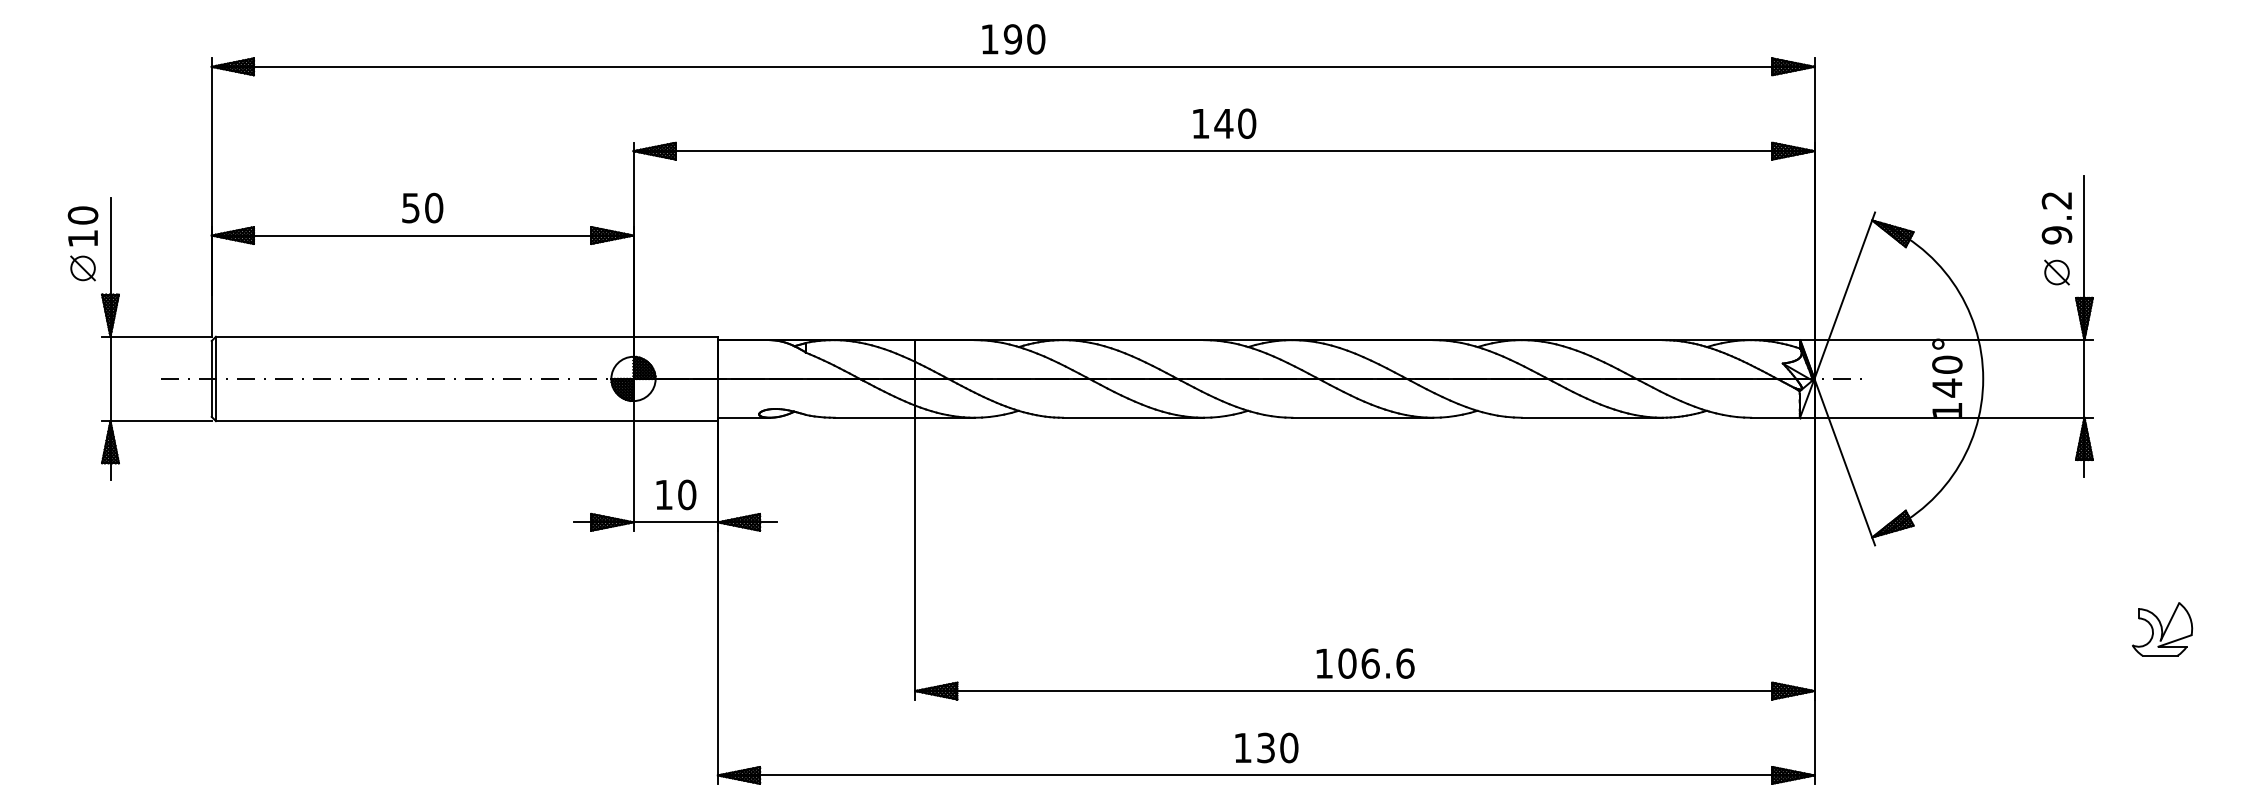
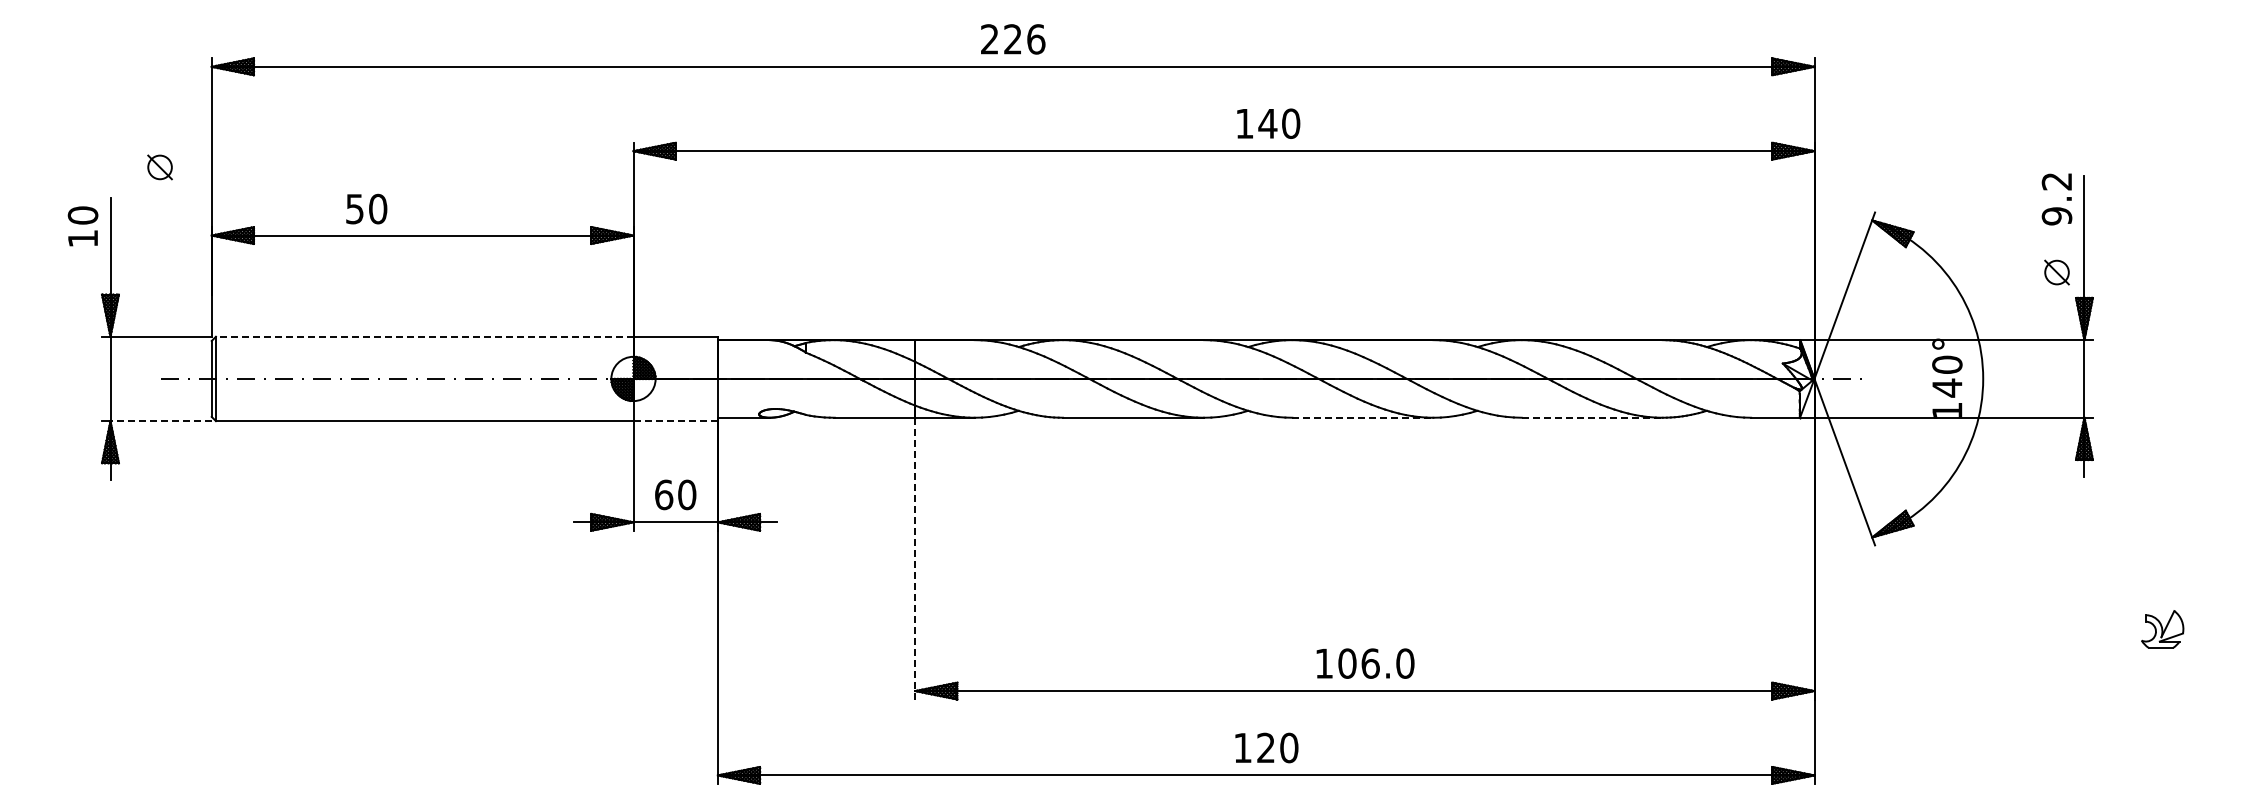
text: 190 -> 226 (1013, 39)
text position: (1224, 123) -> (1268, 123) (1268, 123)
text position: (422, 207) -> (366, 208) (366, 208)
text position: (2056, 218) -> (2056, 199) (2056, 199)
part position: (82, 268) -> (159, 167) (159, 167)
line: solid -> dashed (424, 336)
line: solid -> dashed (1363, 417)
line: solid -> dashed (1592, 417)
line: solid -> dashed (161, 421)
line: solid -> dashed (676, 421)
text: 10 -> 60 (664, 494)
line: solid -> dashed (915, 558)
part size: 62x55 px -> 44x39 px (2162, 629)
text: 106.6 -> 106.0 (1405, 663)
text: 130 -> 120 (1265, 748)
